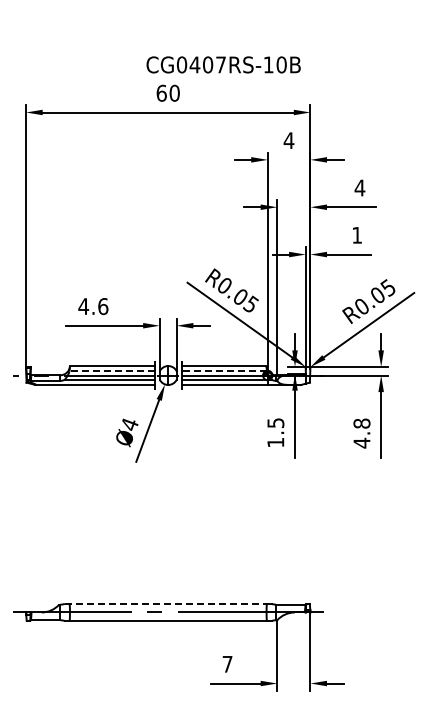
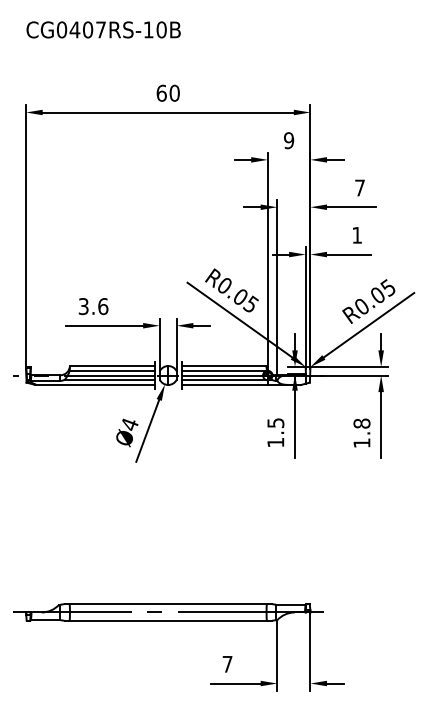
text position: (223, 64) -> (103, 29) (103, 29)
text: 4 -> 9 (288, 140)
text: 4 -> 7 (359, 187)
text: 4.6 -> 3.6 (83, 306)
line: dashed -> solid (112, 371)
line: dashed -> solid (224, 371)
text: 4.8 -> 1.8 (361, 442)
line: dashed -> solid (166, 603)
